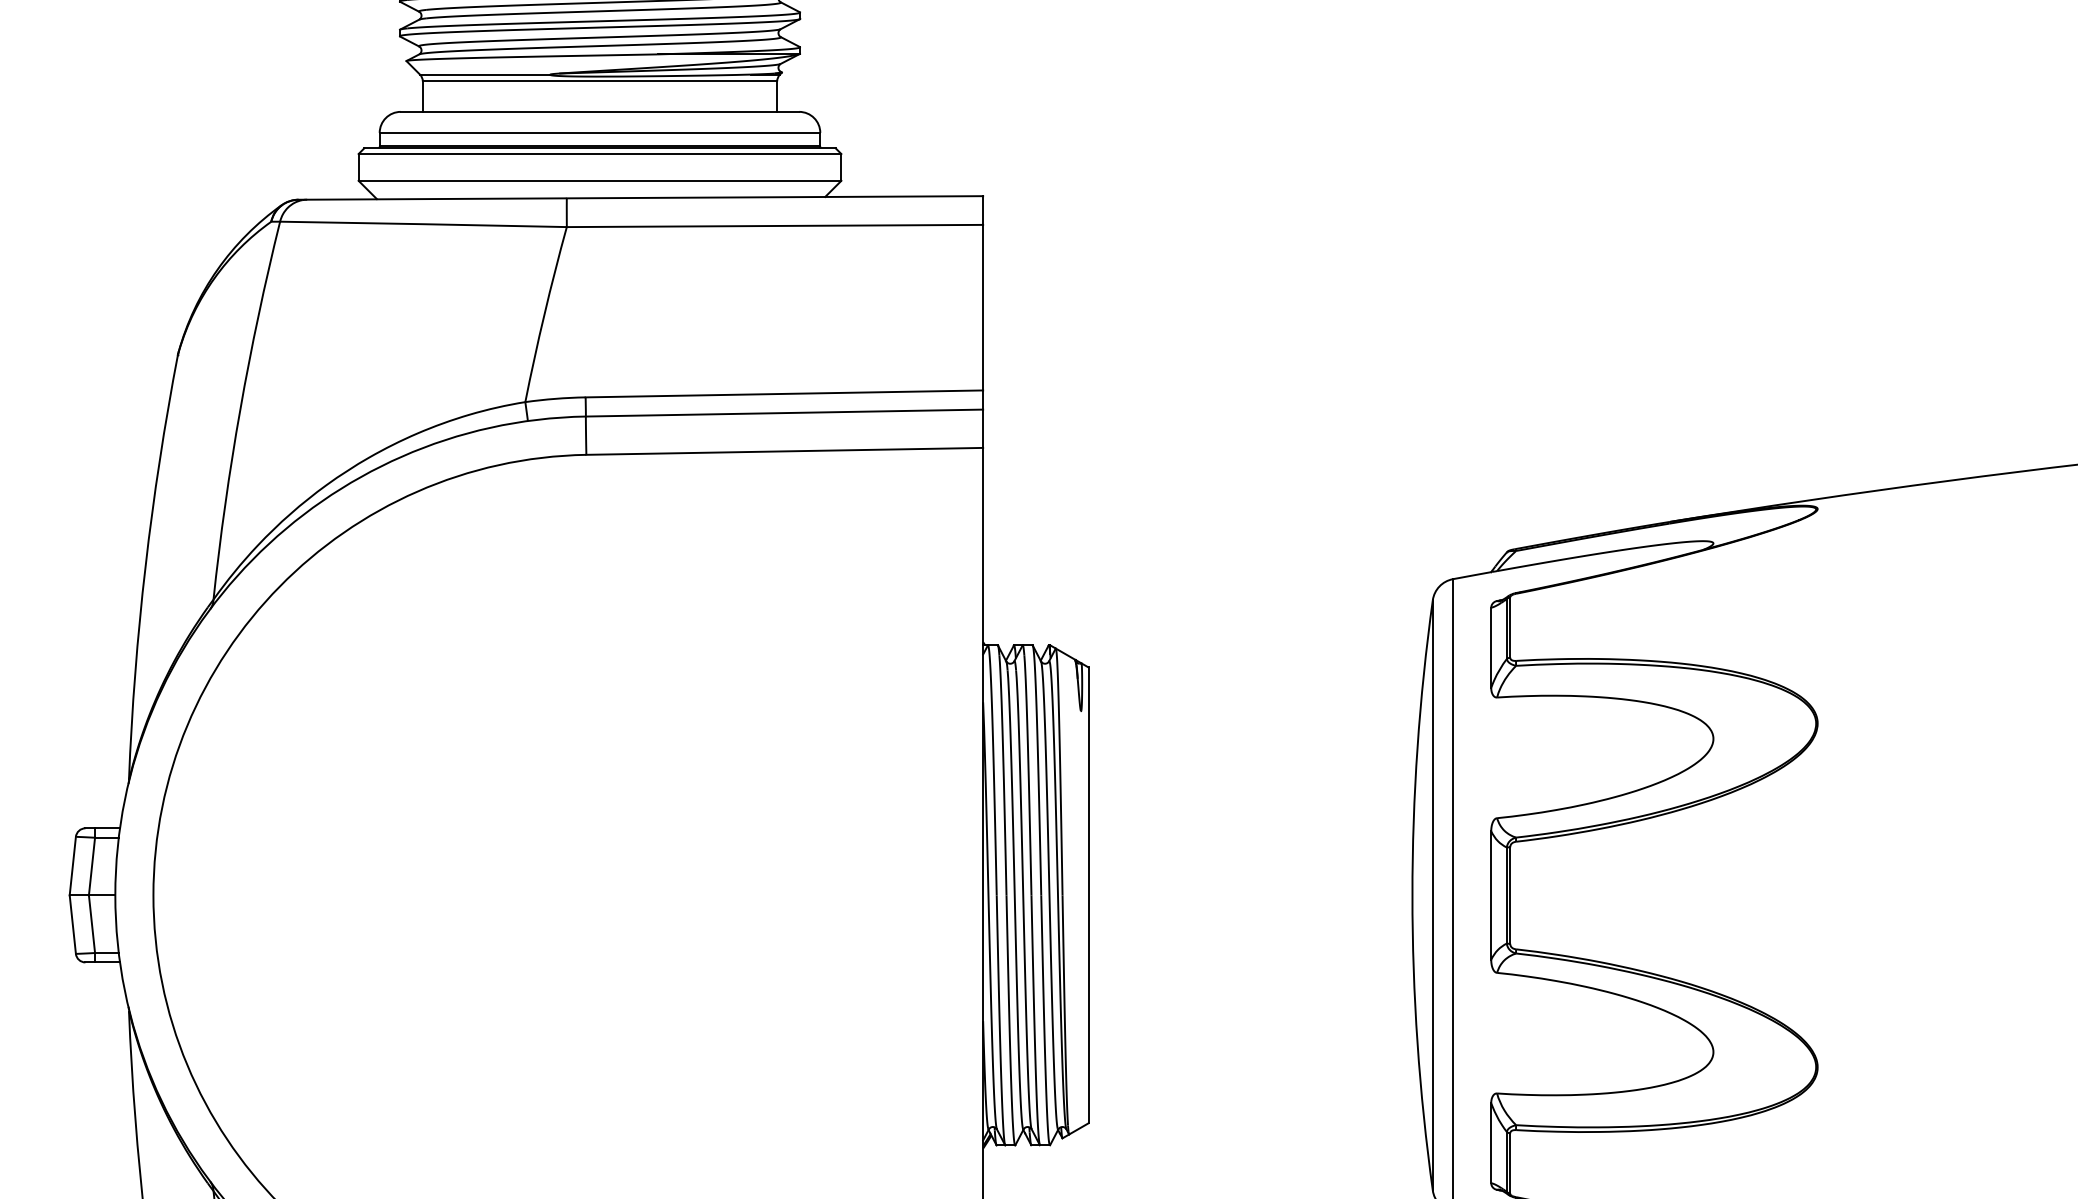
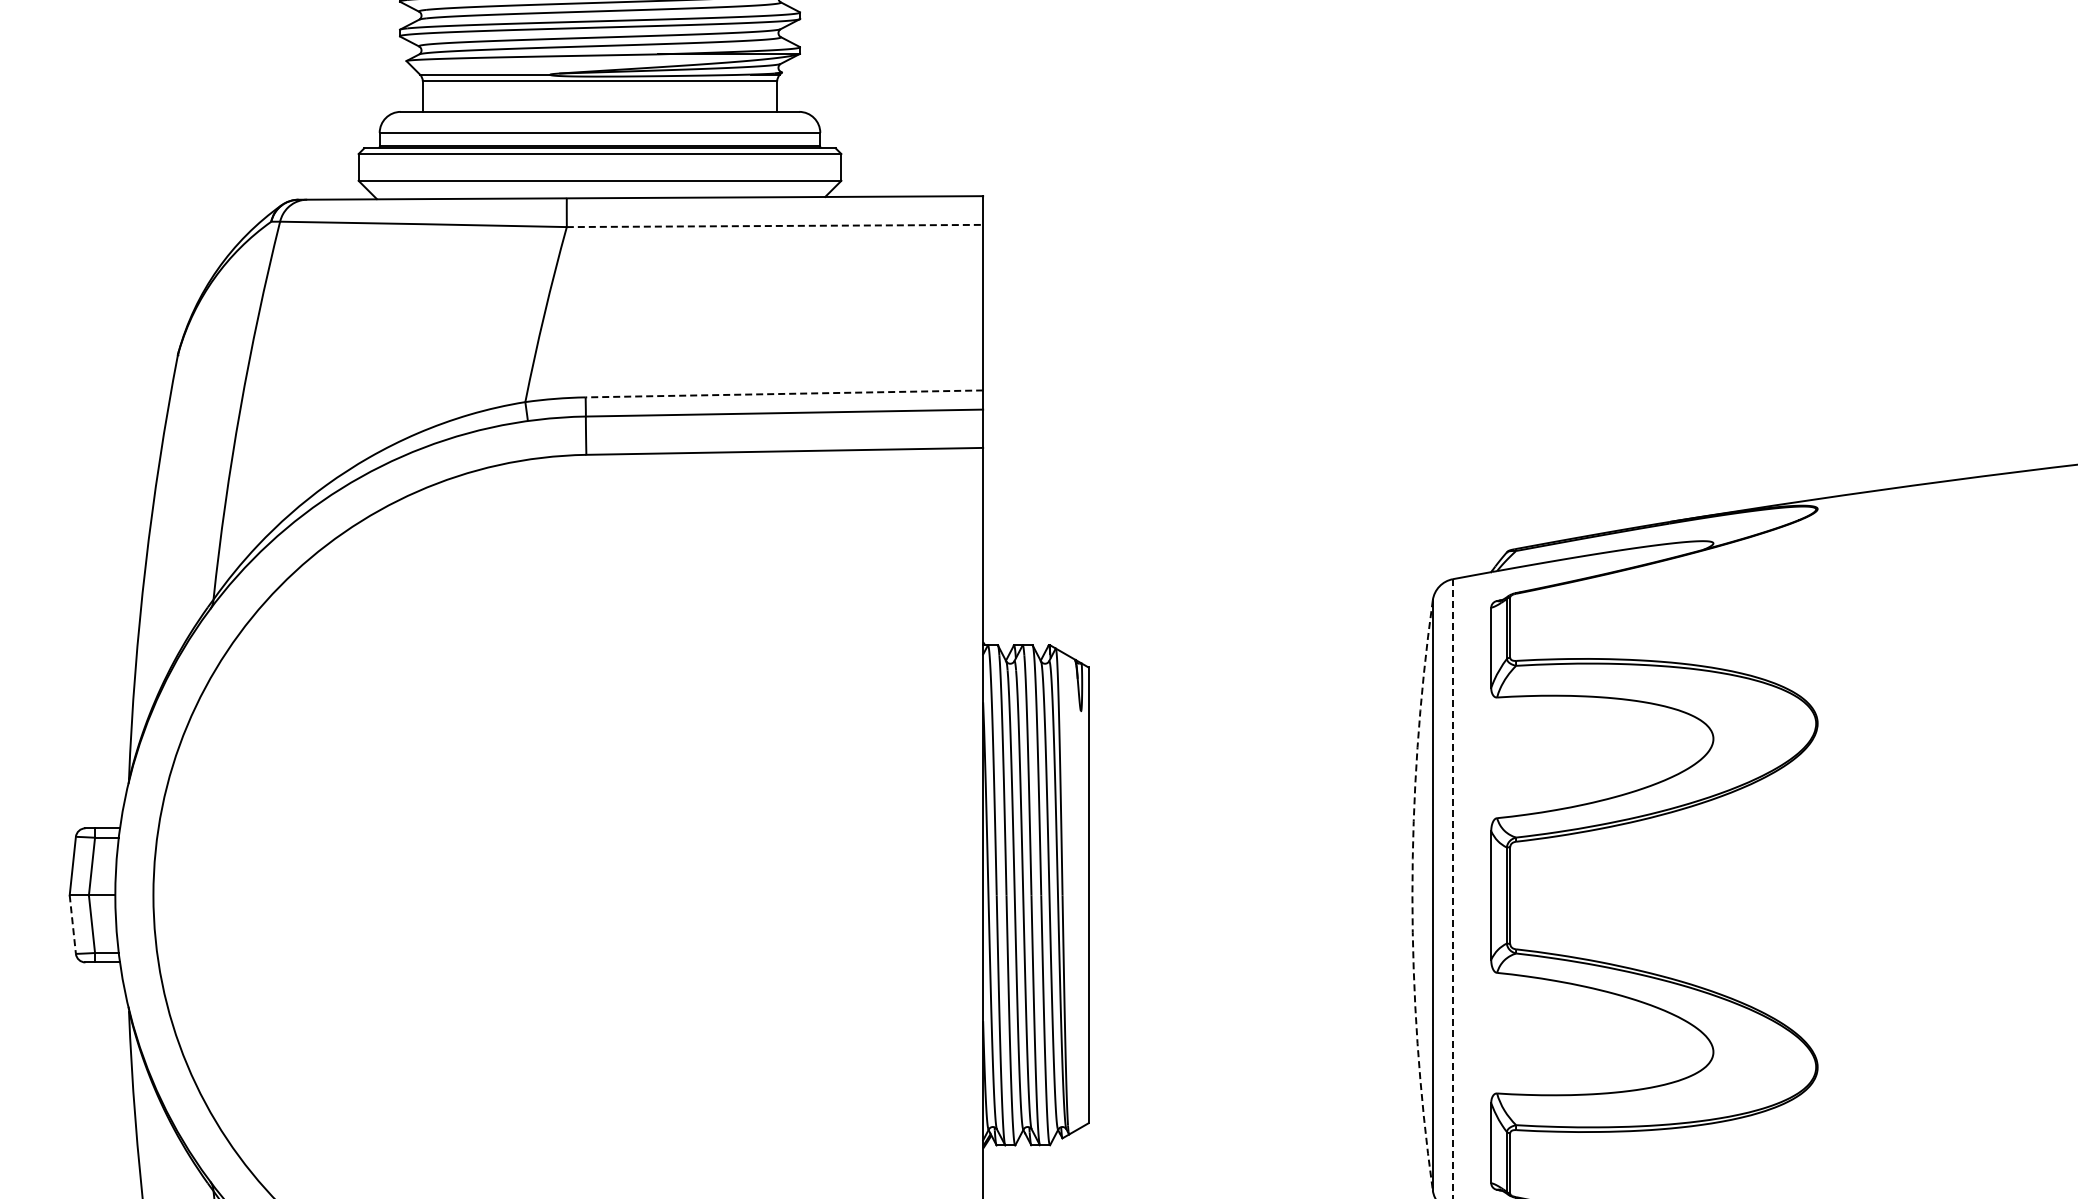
line: solid -> dashed (775, 225)
line: solid -> dashed (784, 393)
line: solid -> dashed (1452, 888)
arc: solid -> dashed (1412, 895)
line: solid -> dashed (72, 925)
